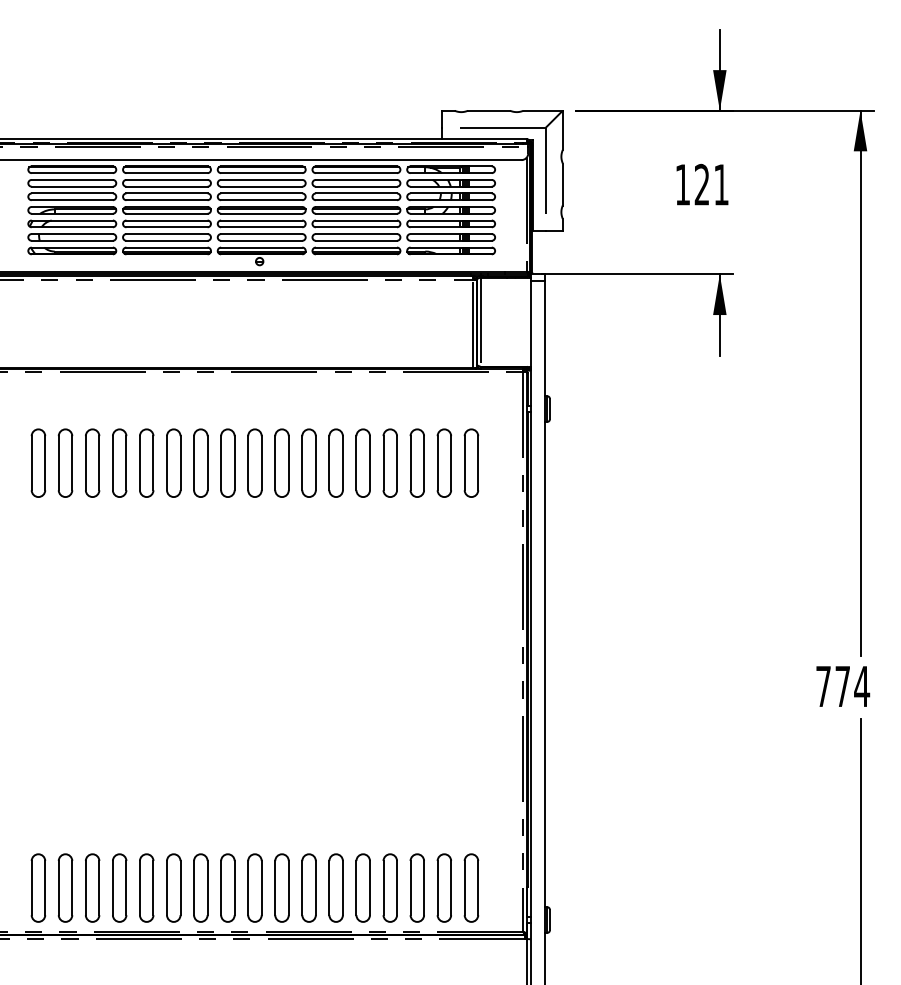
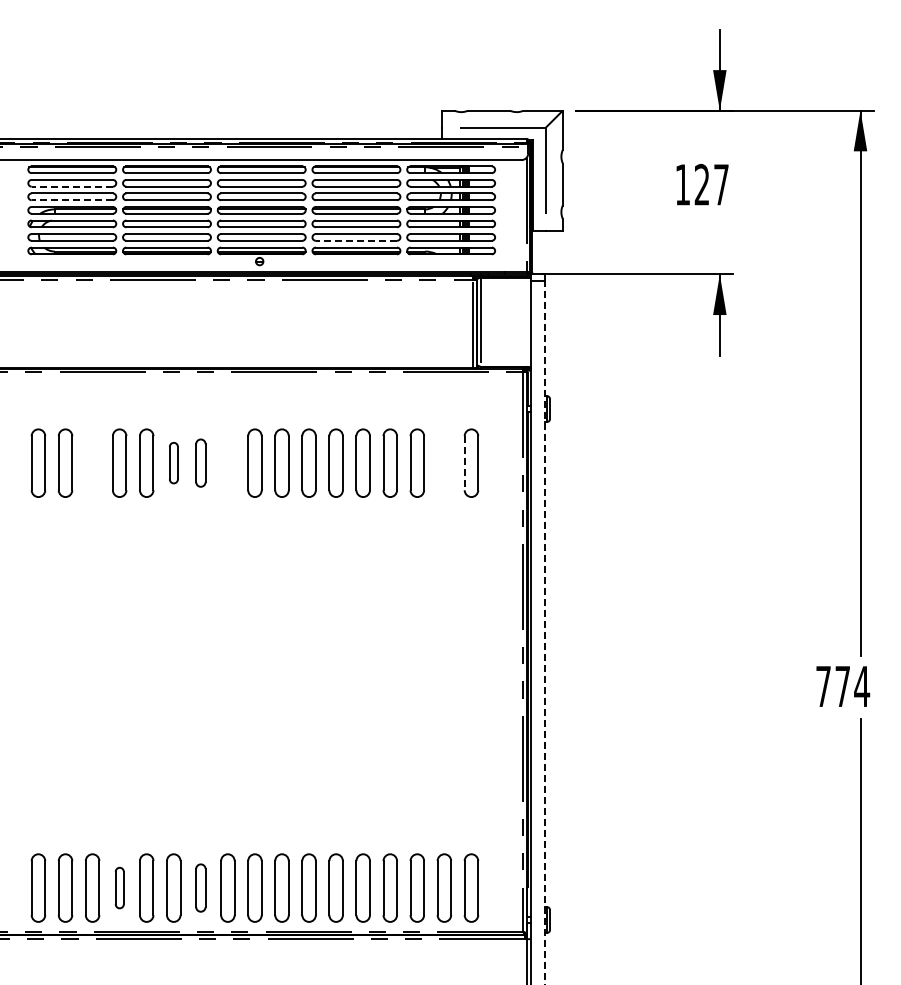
text: 121 -> 127 (721, 184)
line: solid -> dashed (72, 186)
line: solid -> dashed (72, 200)
line: solid -> dashed (356, 240)
part: present -> none (92, 462)
part size: 16x70 px -> 10x43 px (173, 463)
part size: 16x70 px -> 12x50 px (200, 462)
part: present -> none (227, 462)
part: present -> none (443, 462)
line: solid -> dashed (464, 463)
line: solid -> dashed (544, 632)
part size: 16x70 px -> 11x44 px (119, 887)
part size: 16x70 px -> 12x50 px (200, 887)
